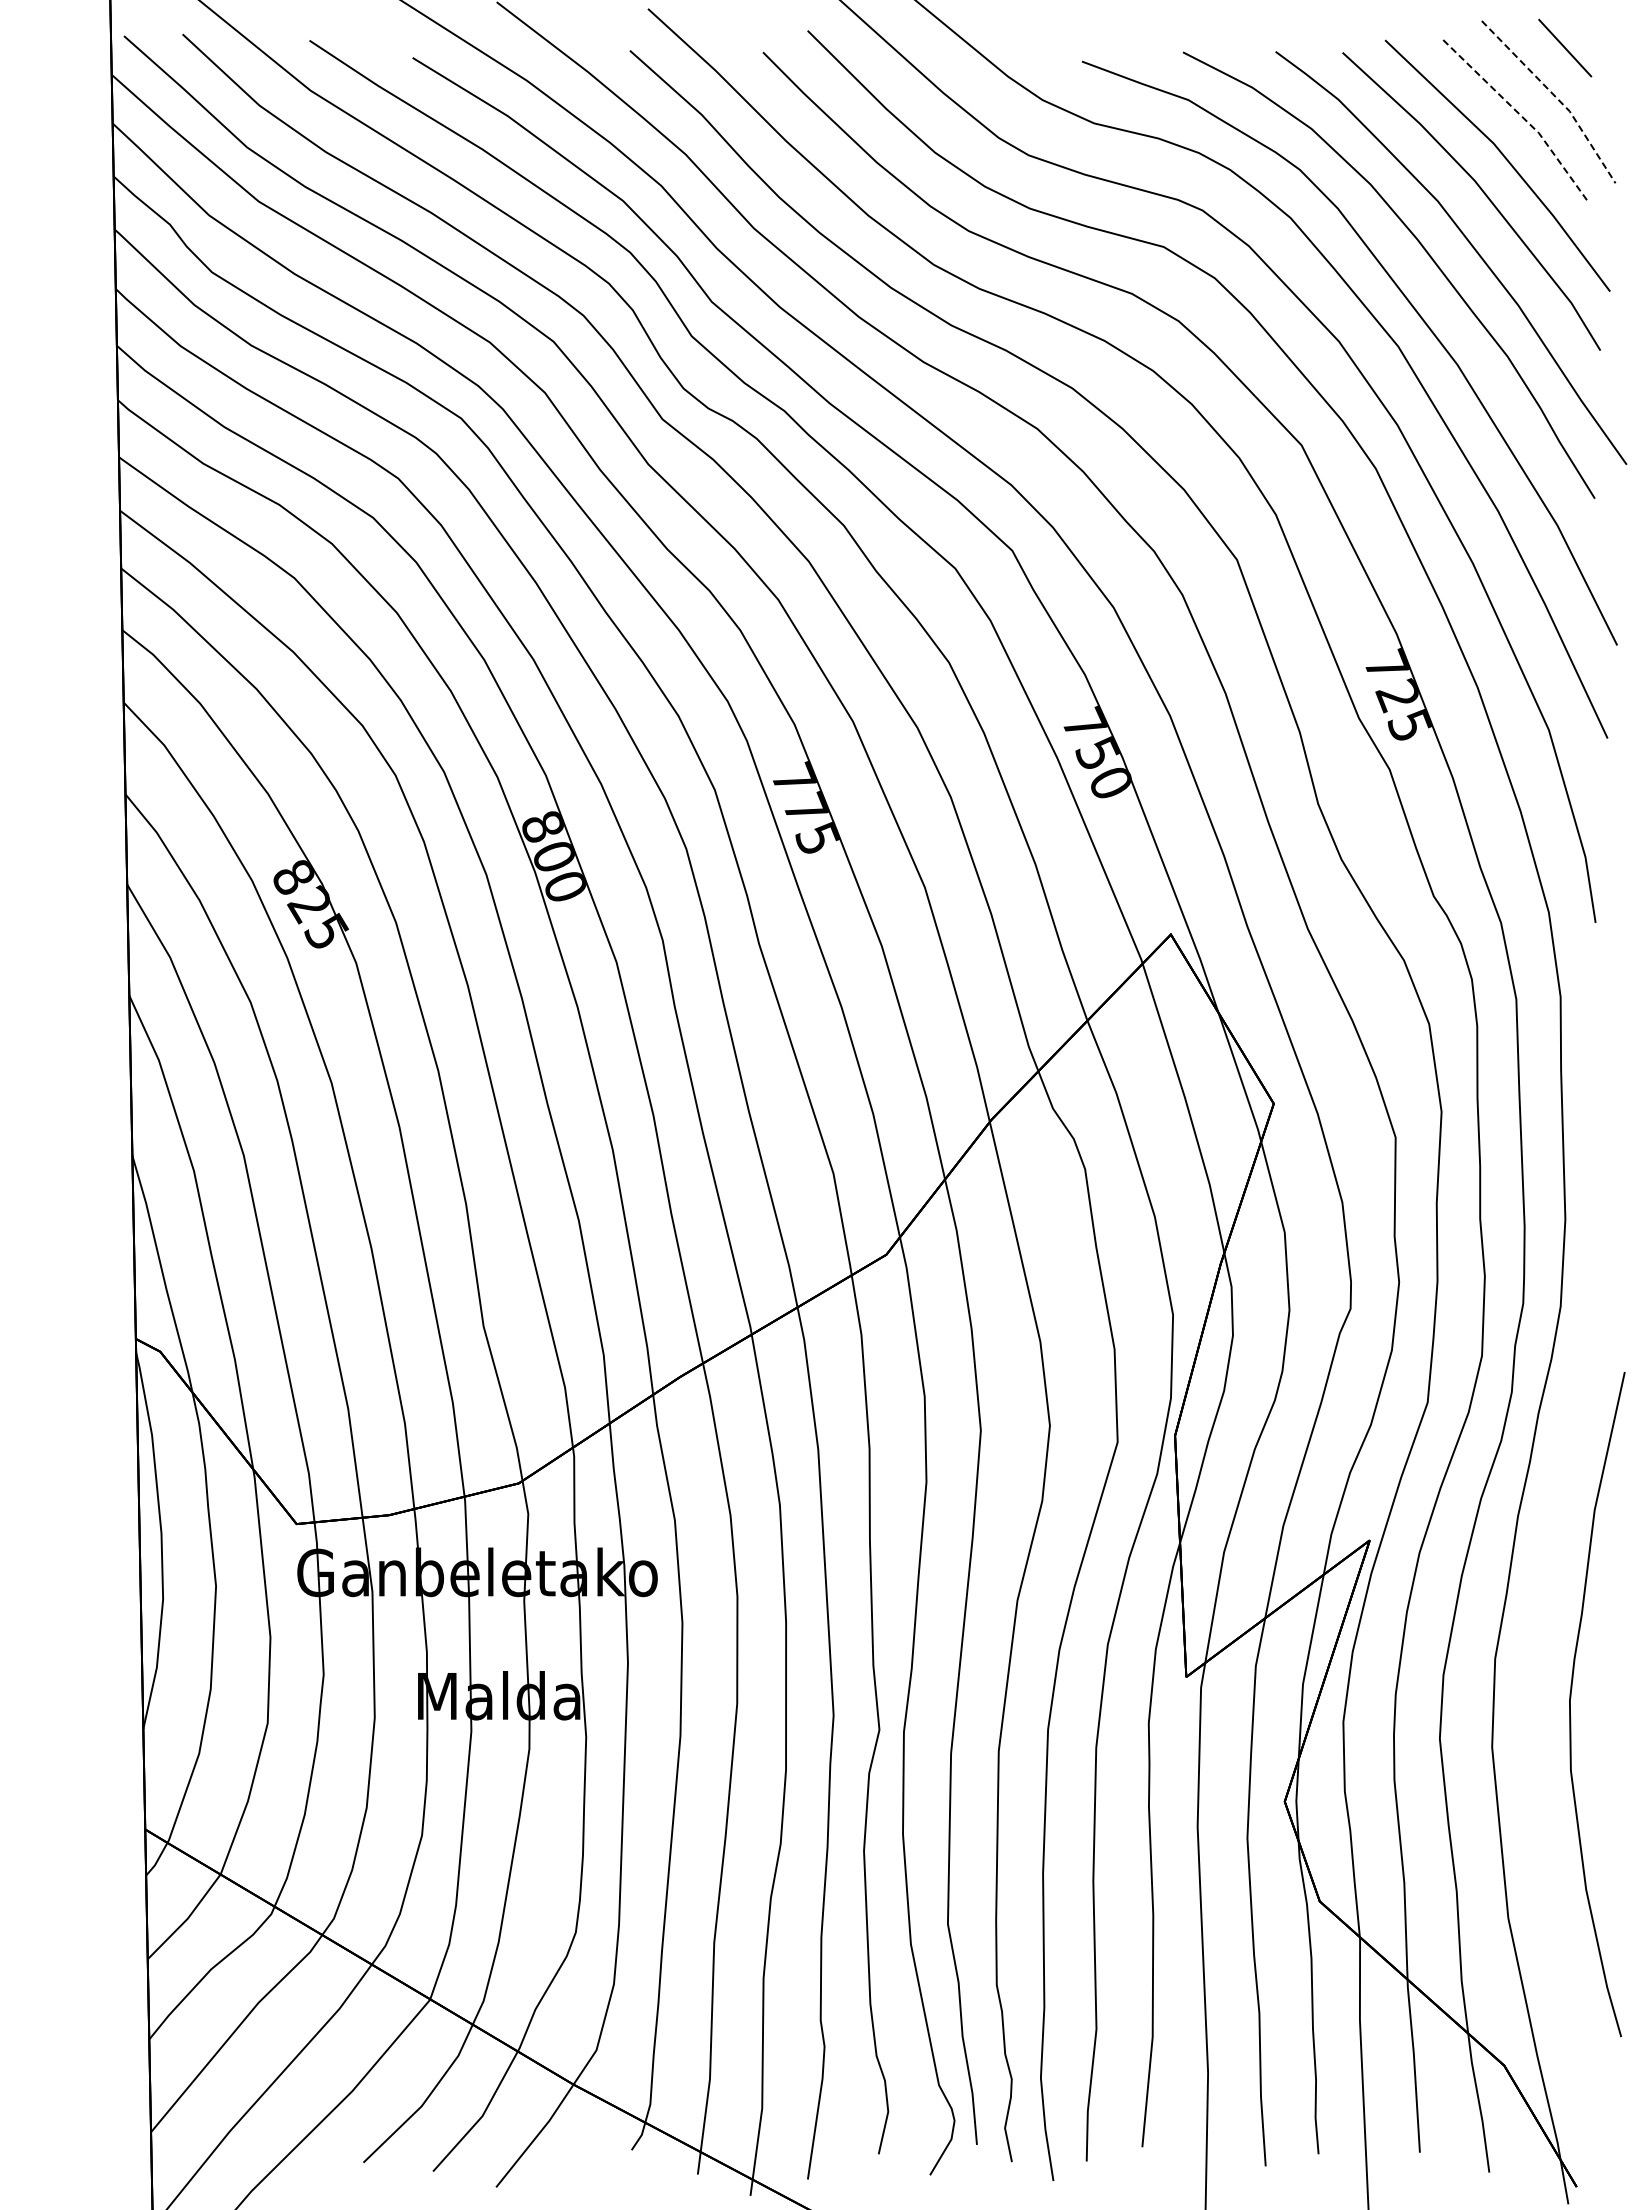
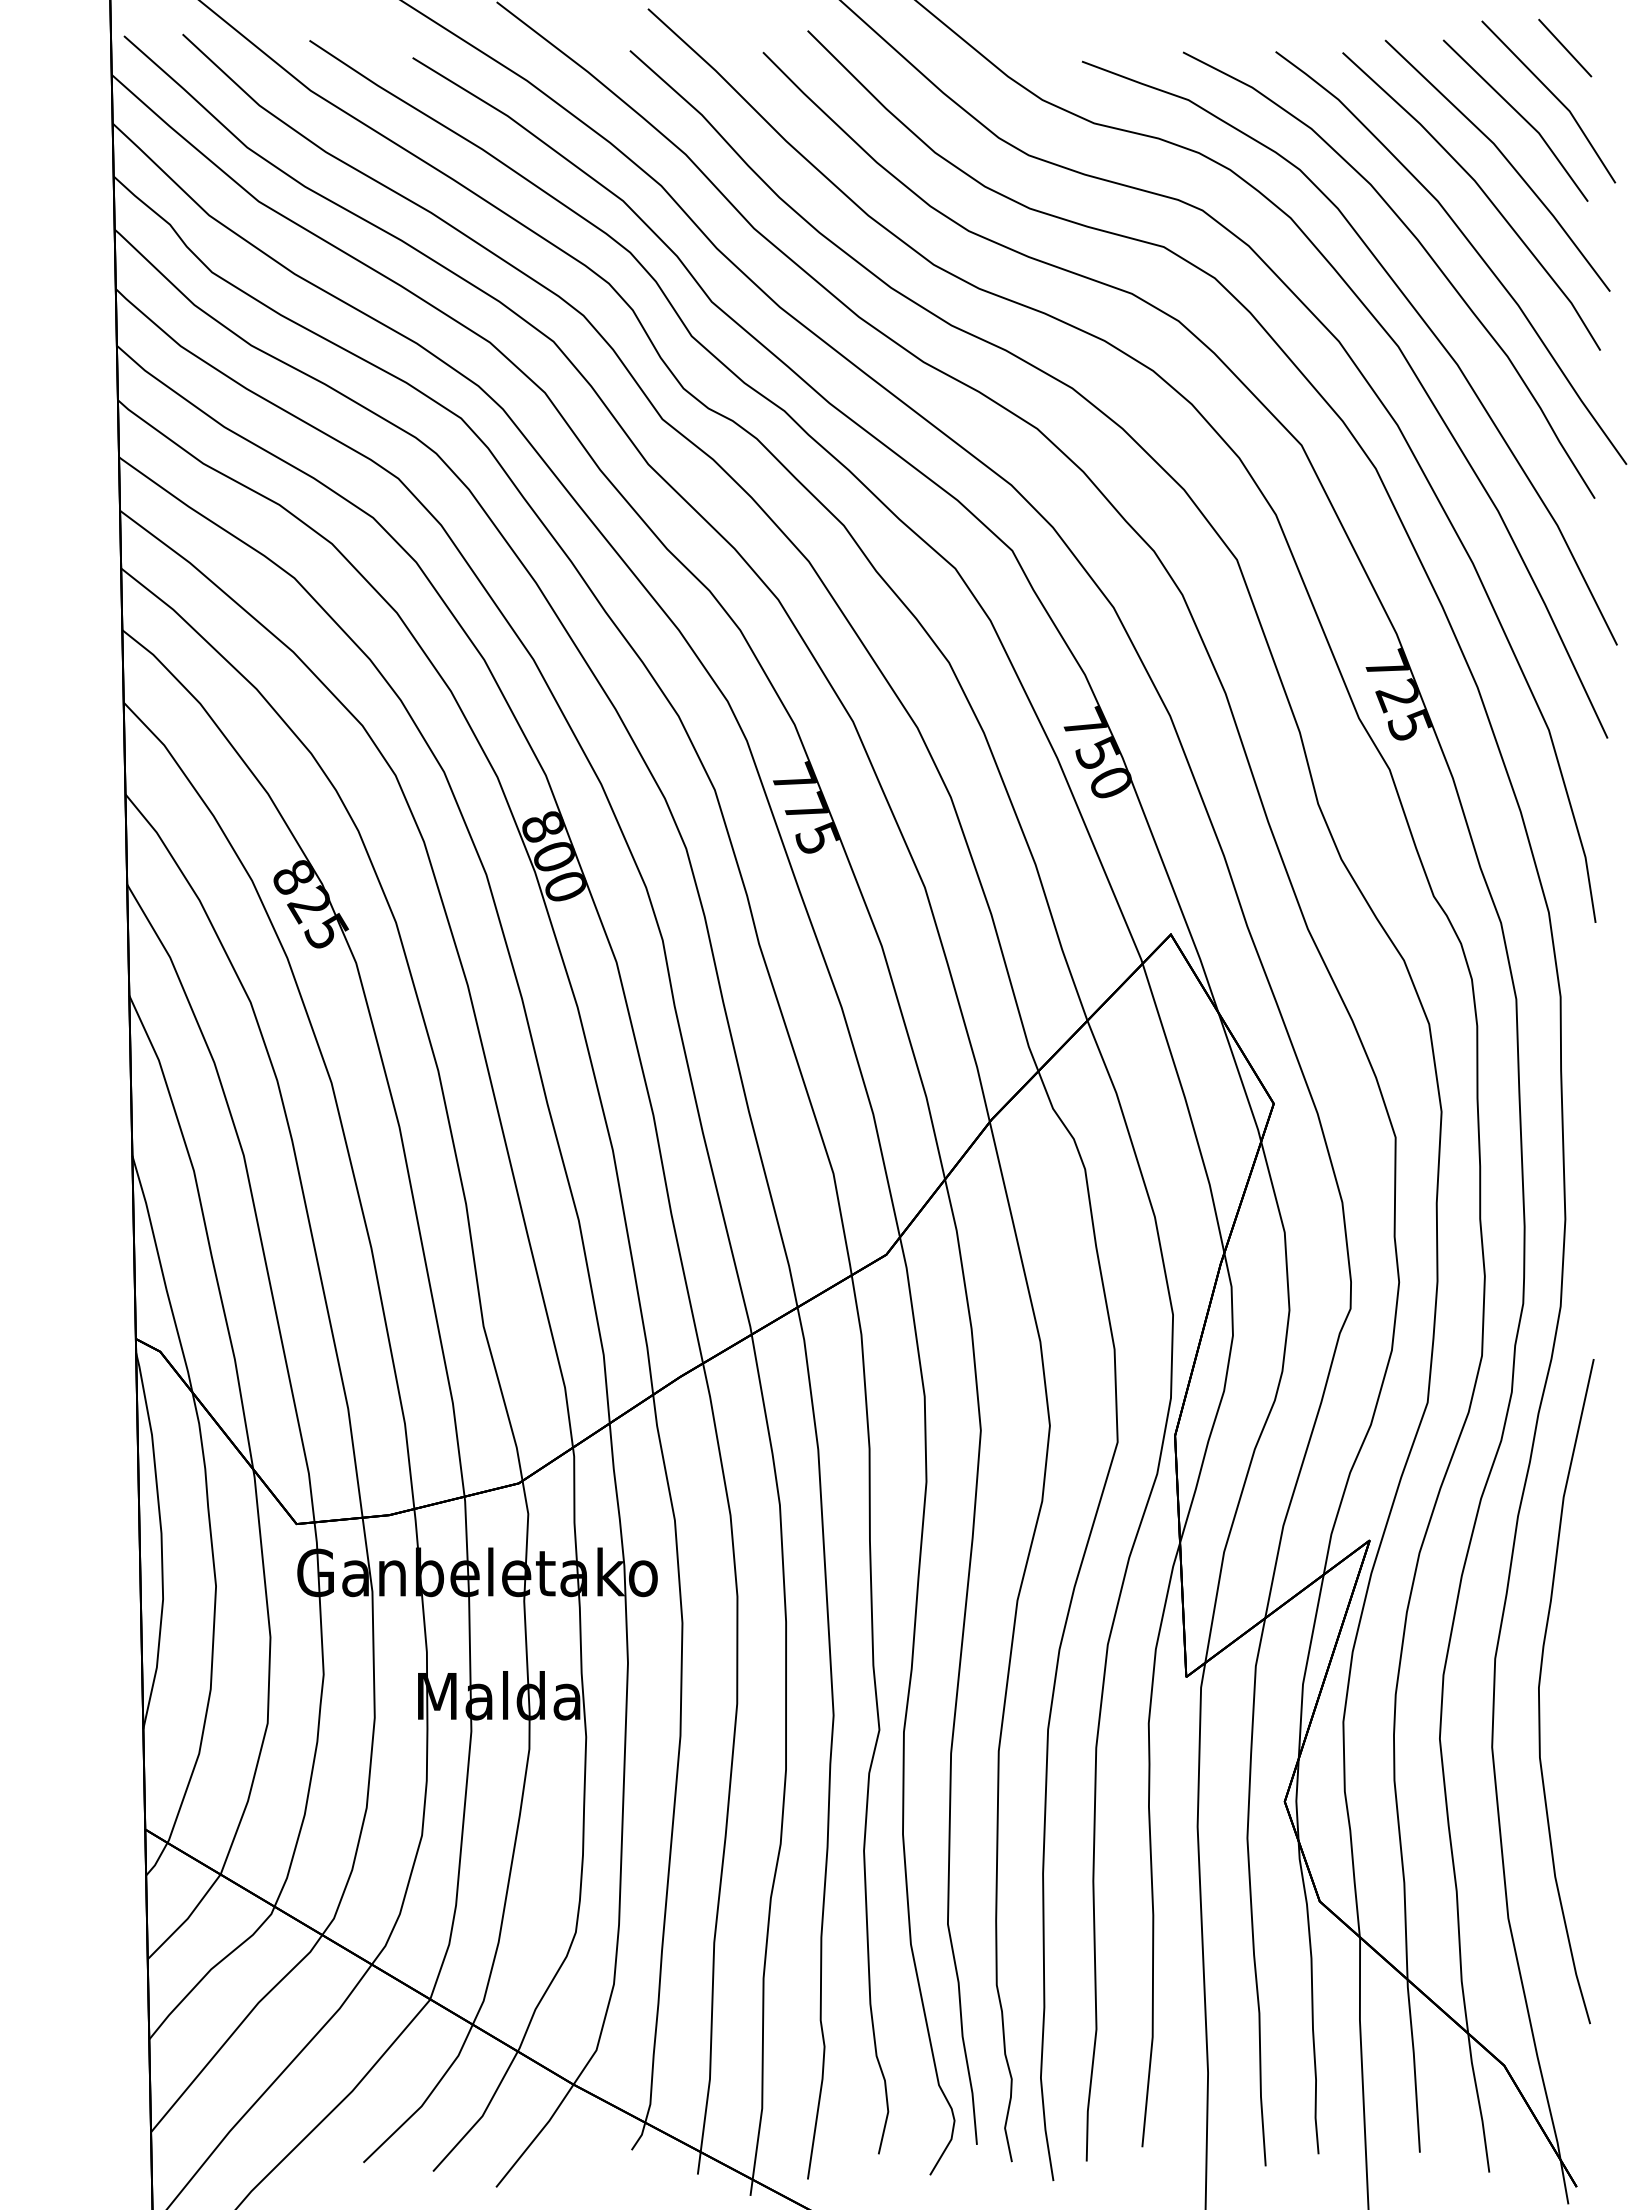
line: dashed -> solid (1555, 97)
line: dashed -> solid (1521, 116)
curve position: (1571, 1698) -> (1540, 1685) (1540, 1685)
